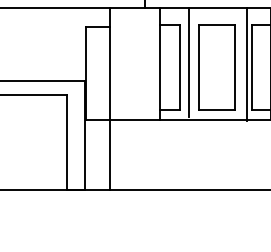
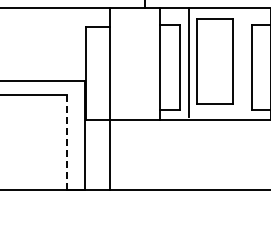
line: present -> none (246, 64)
part position: (216, 67) -> (214, 61) (214, 61)
line: solid -> dashed (67, 141)
